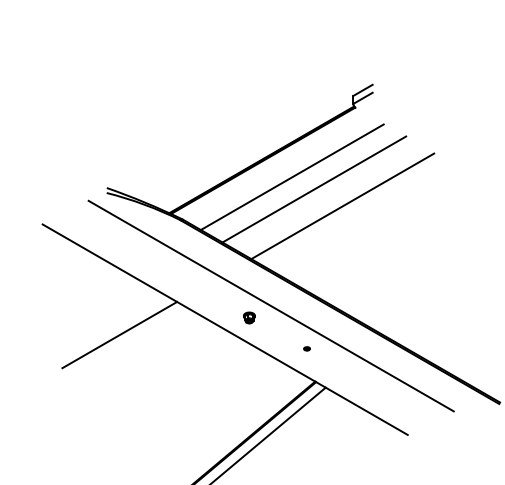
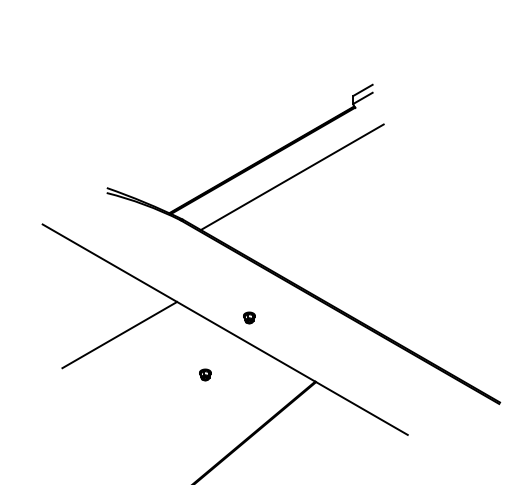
line: present -> none (314, 189)
line: present -> none (342, 206)
line: present -> none (270, 305)
part: present -> none (306, 348)
part: none -> present (205, 374)
line: present -> none (269, 434)
